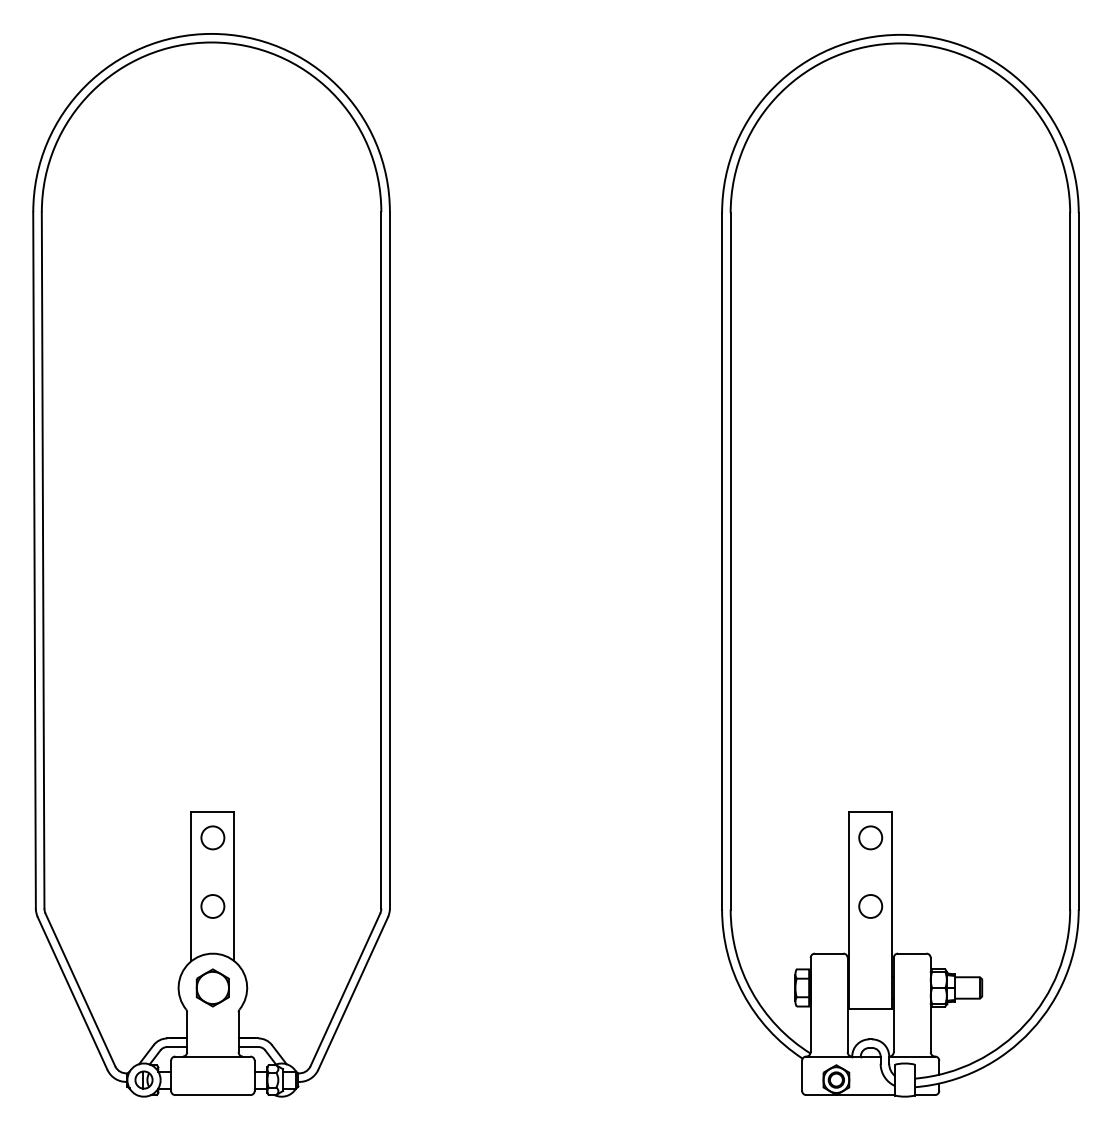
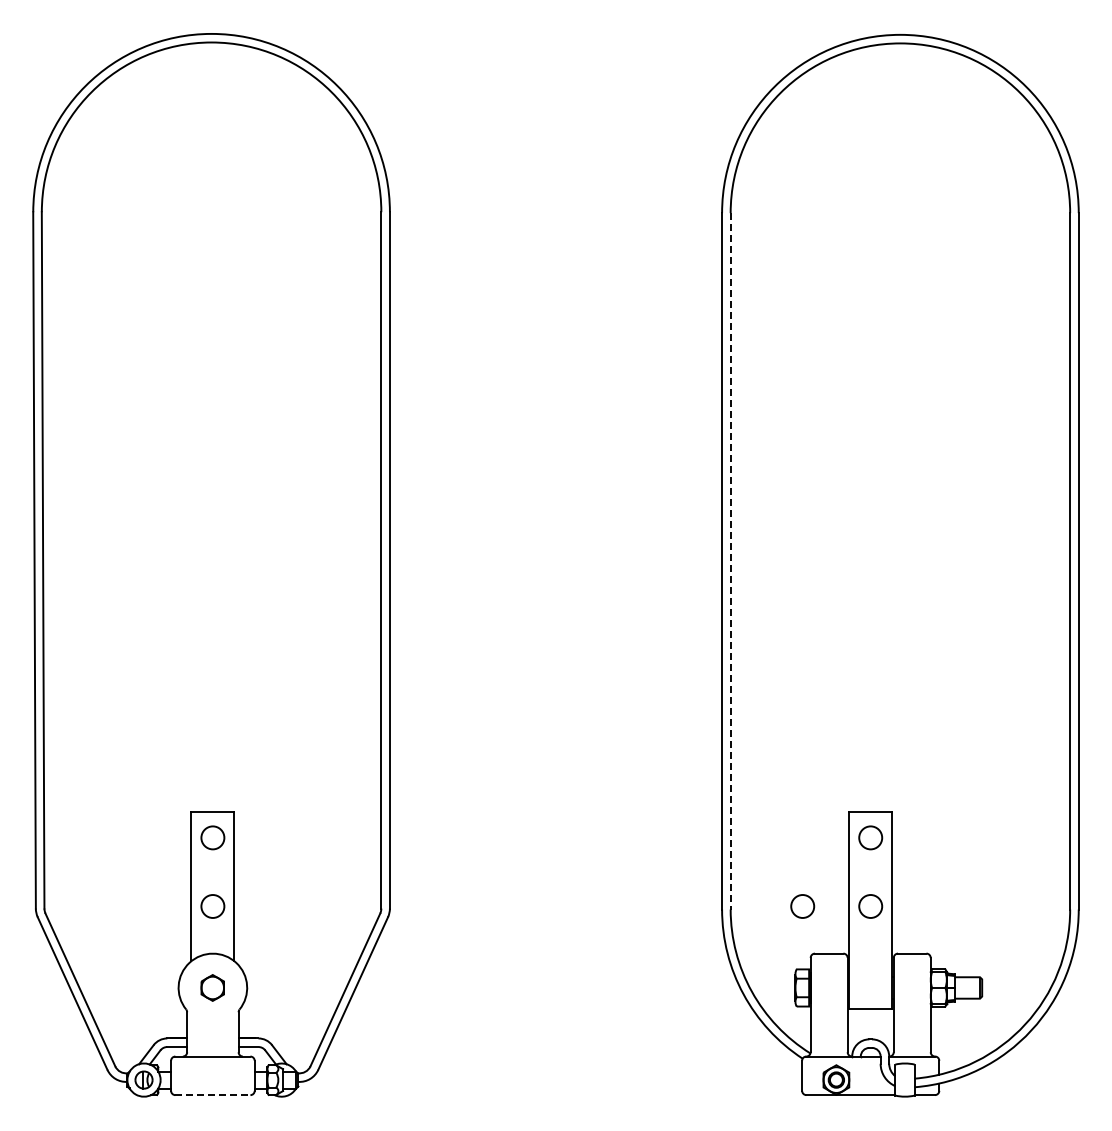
line: solid -> dashed (730, 561)
circle: none -> present (802, 906)
part size: 35x40 px -> 25x28 px (212, 987)
line: solid -> dashed (212, 1095)
